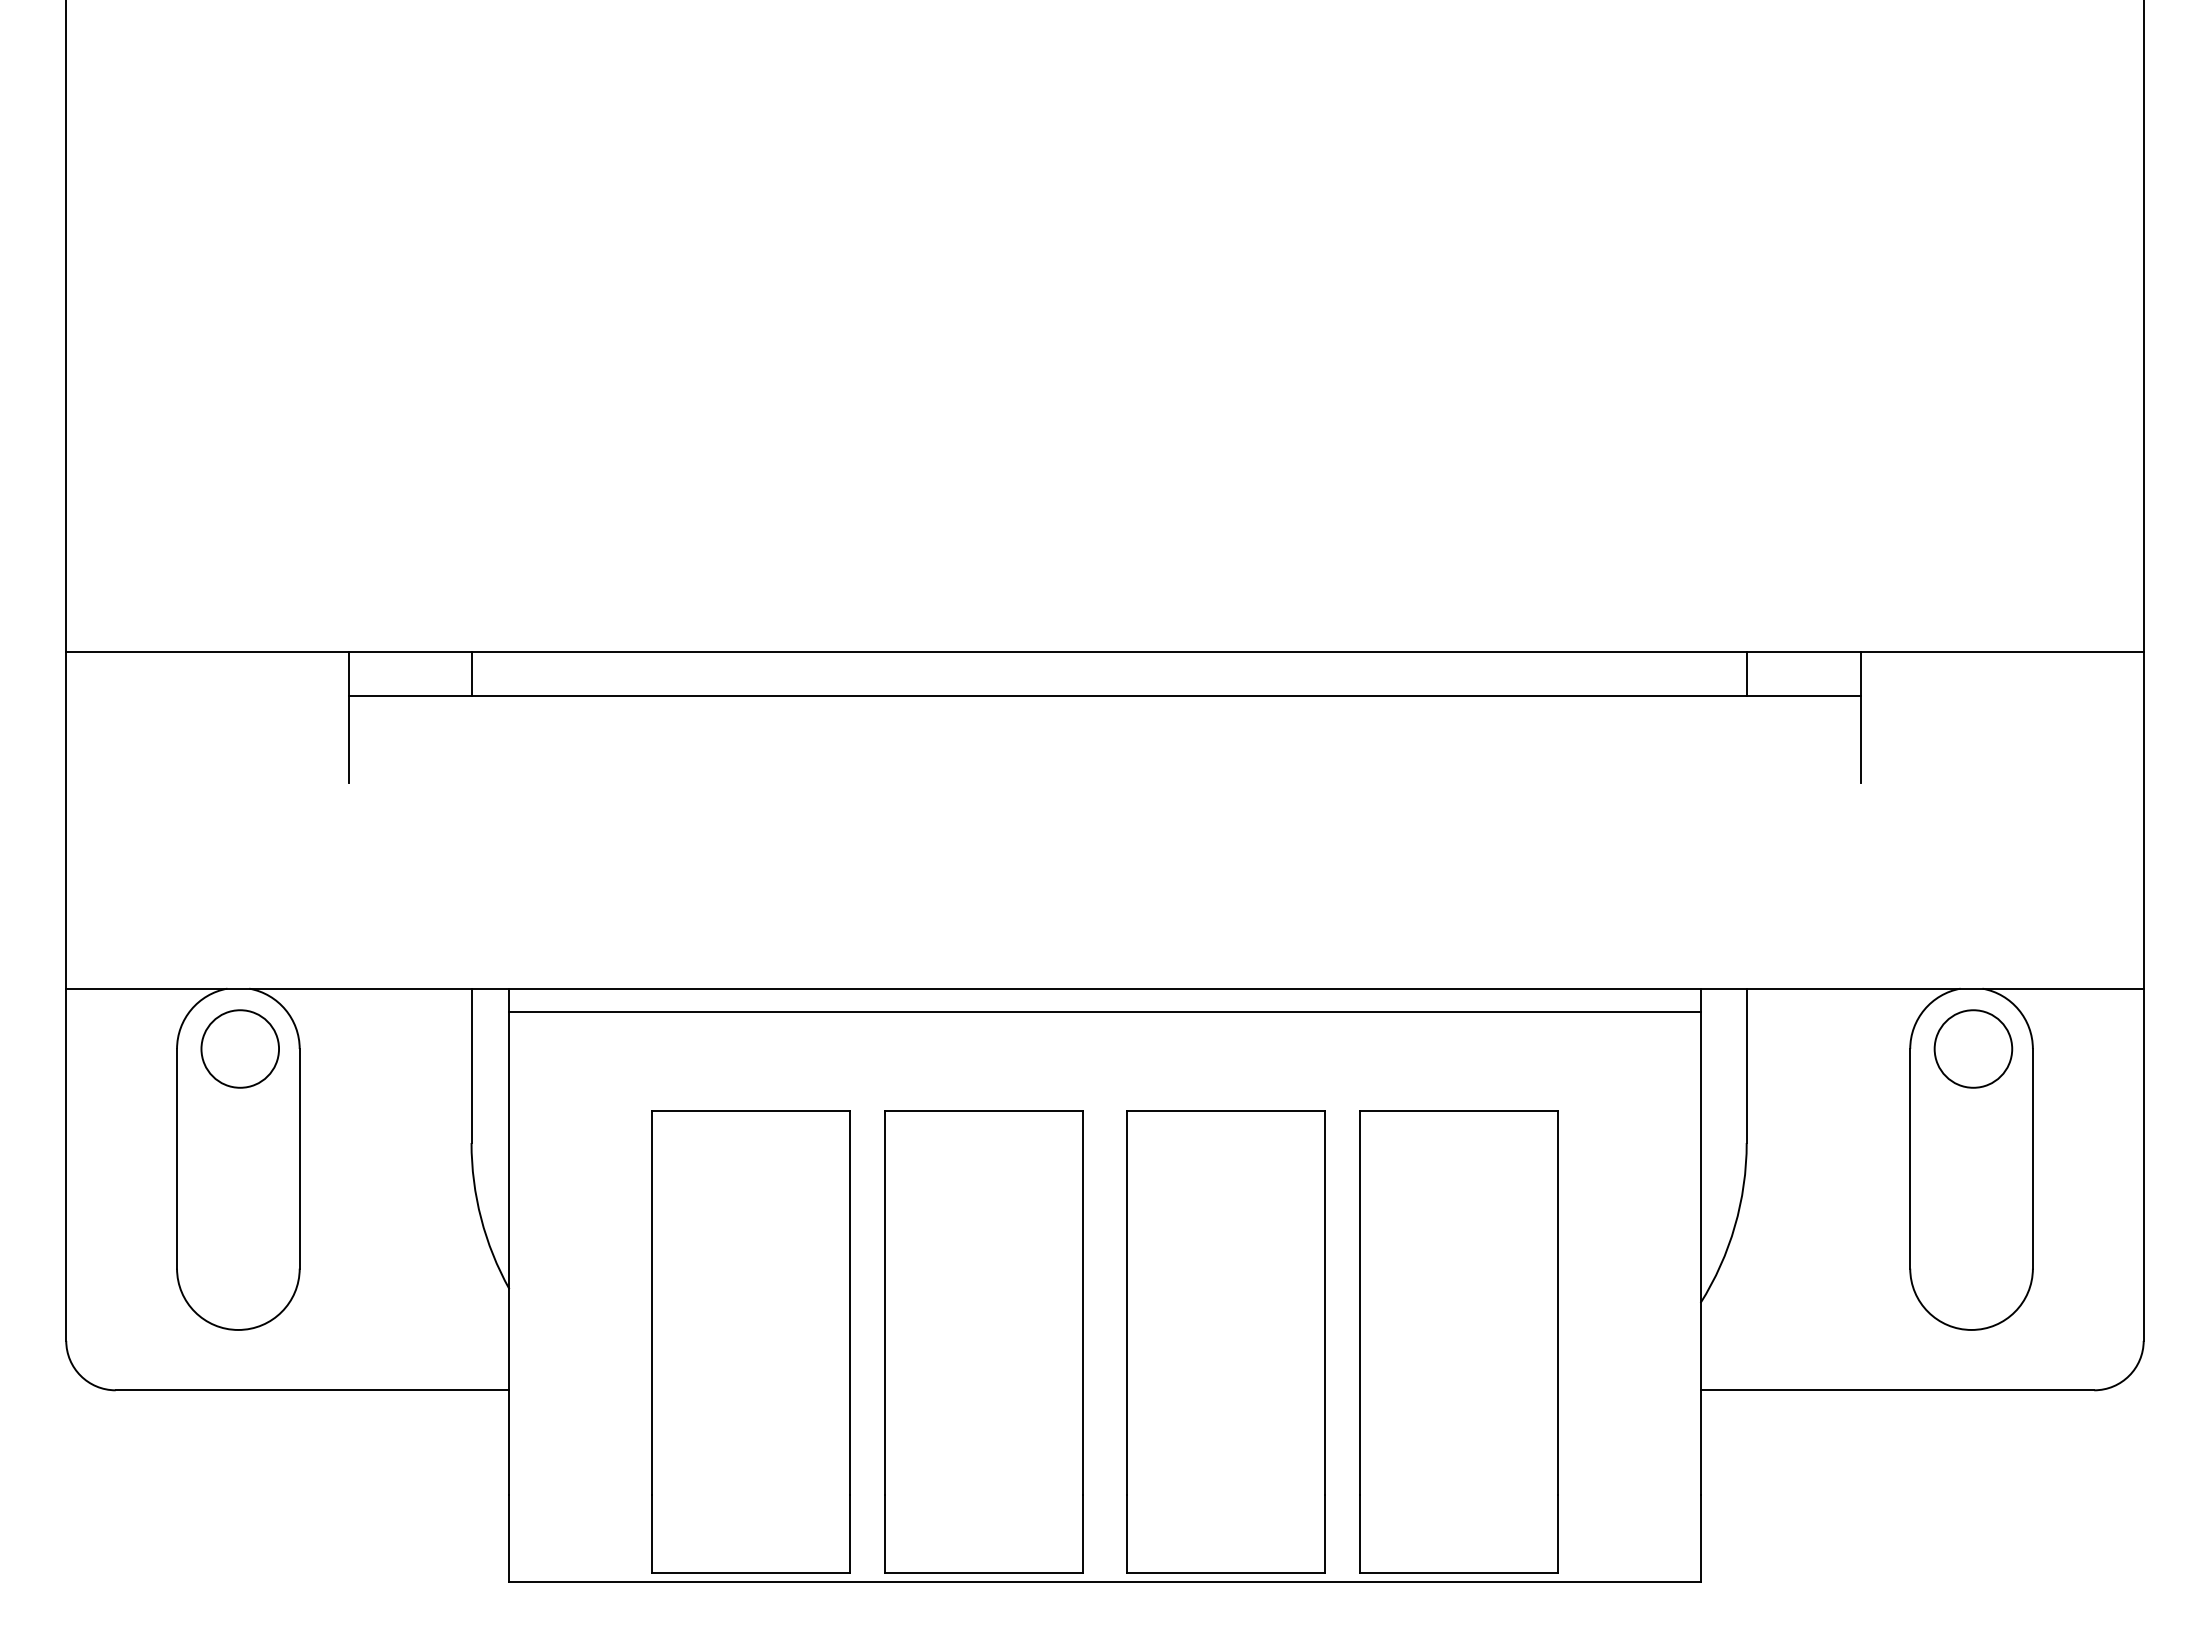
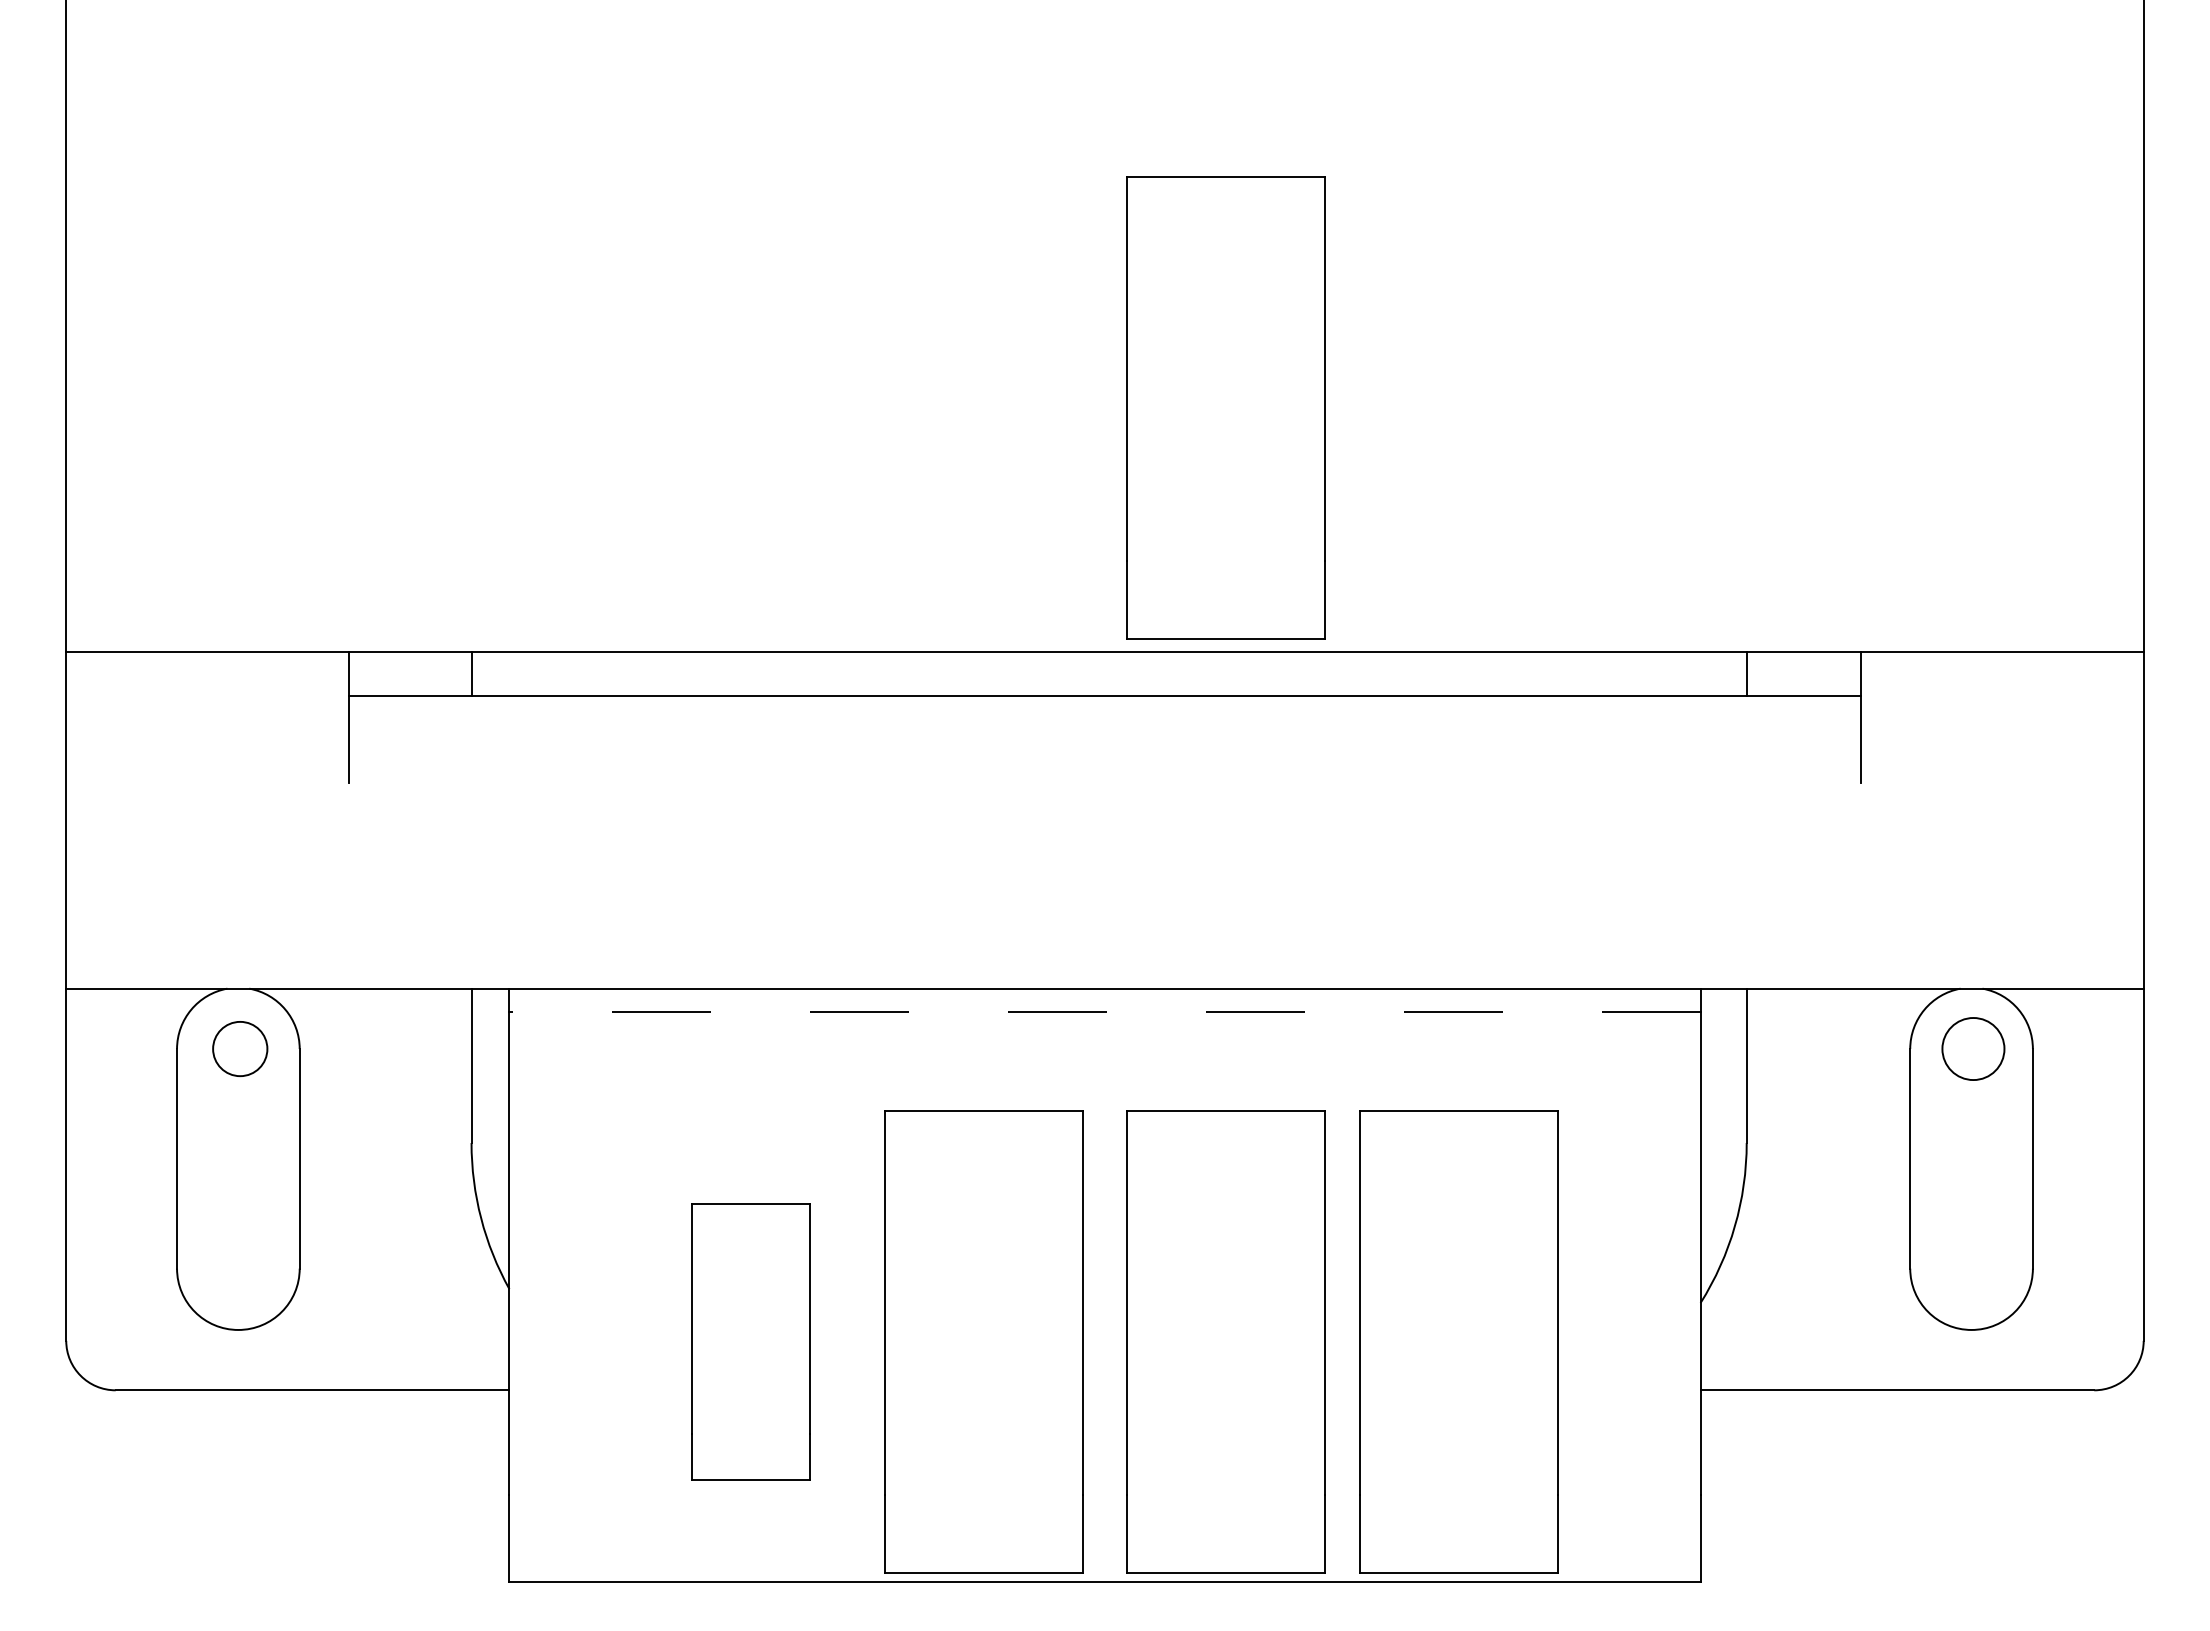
part: none -> present (1225, 407)
line: solid -> dashed (1104, 1012)
circle diameter: 78 px -> 54 px (240, 1048)
circle diameter: 78 px -> 62 px (1973, 1049)
part size: 200x464 px -> 120x278 px (750, 1341)
